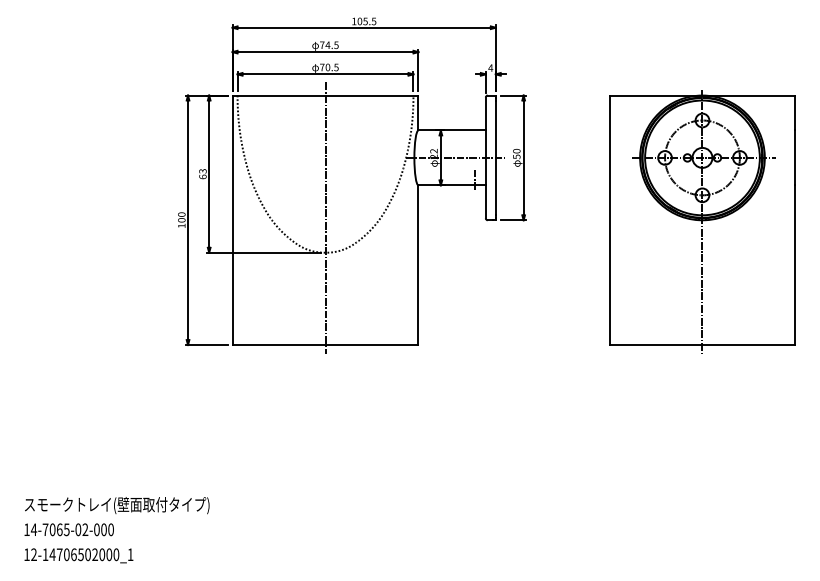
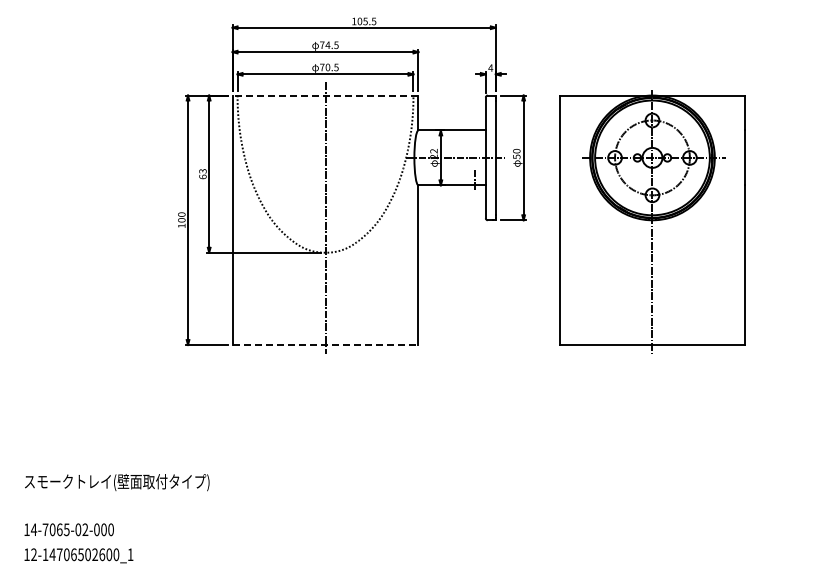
line: solid -> dashed (325, 95)
part position: (702, 221) -> (652, 221) (652, 221)
line: solid -> dashed (325, 345)
text position: (117, 505) -> (117, 482) (117, 482)
text: 12-14706502000_1 -> 12-14706502600_1 (102, 554)
